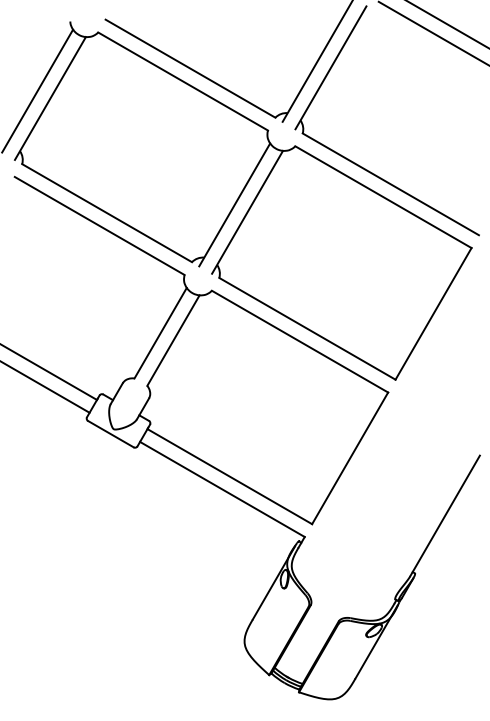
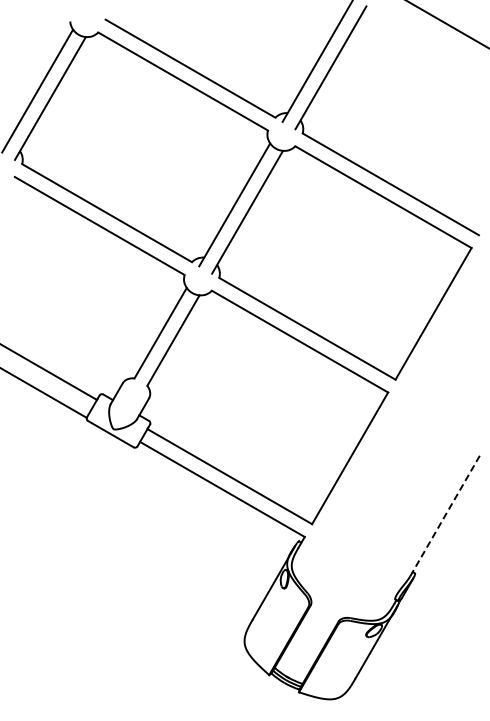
line: present -> none (432, 32)
line position: (45, 387) -> (44, 393) (44, 393)
line: solid -> dashed (445, 515)
